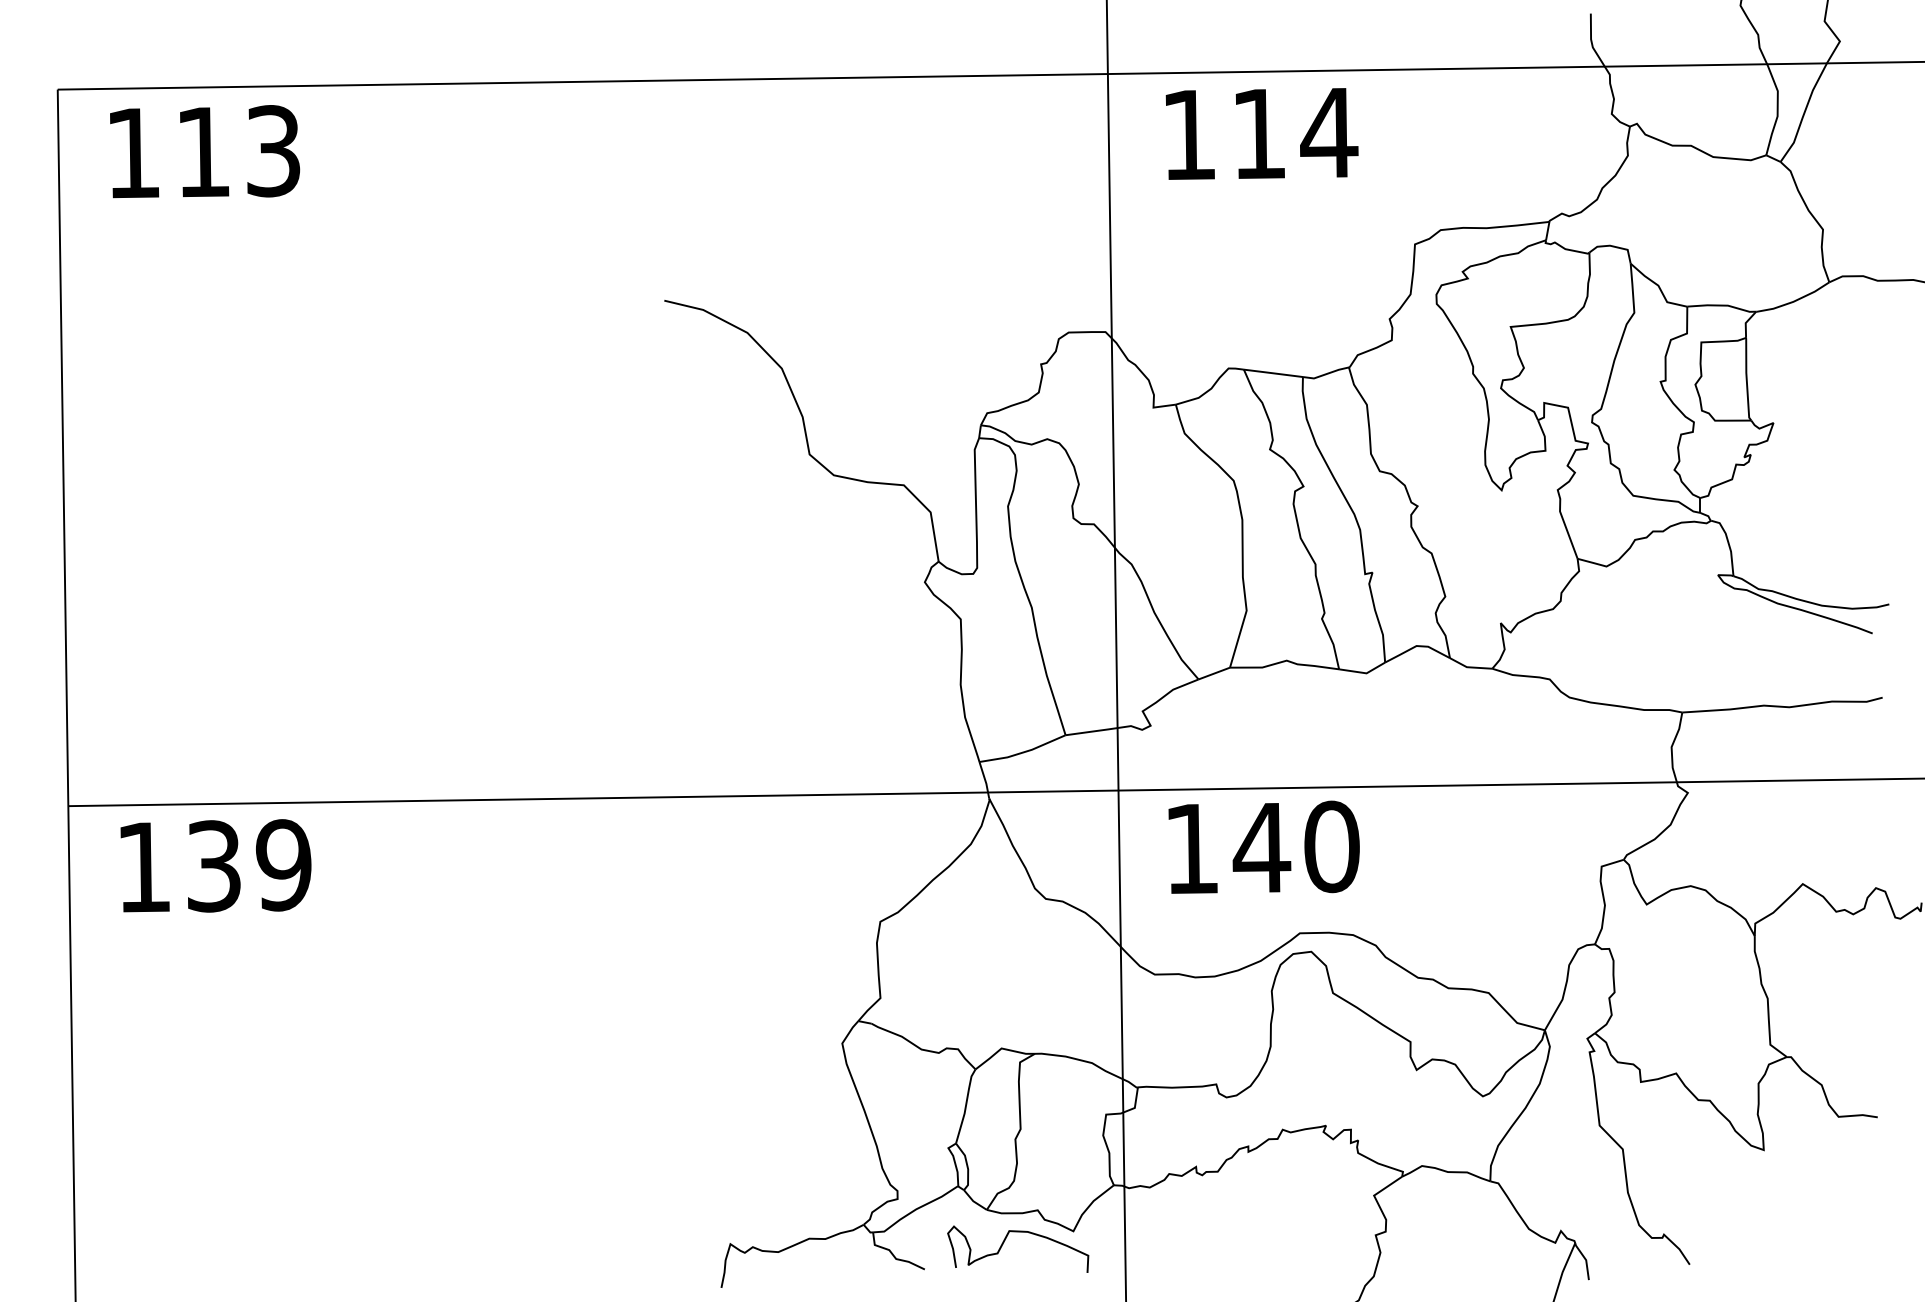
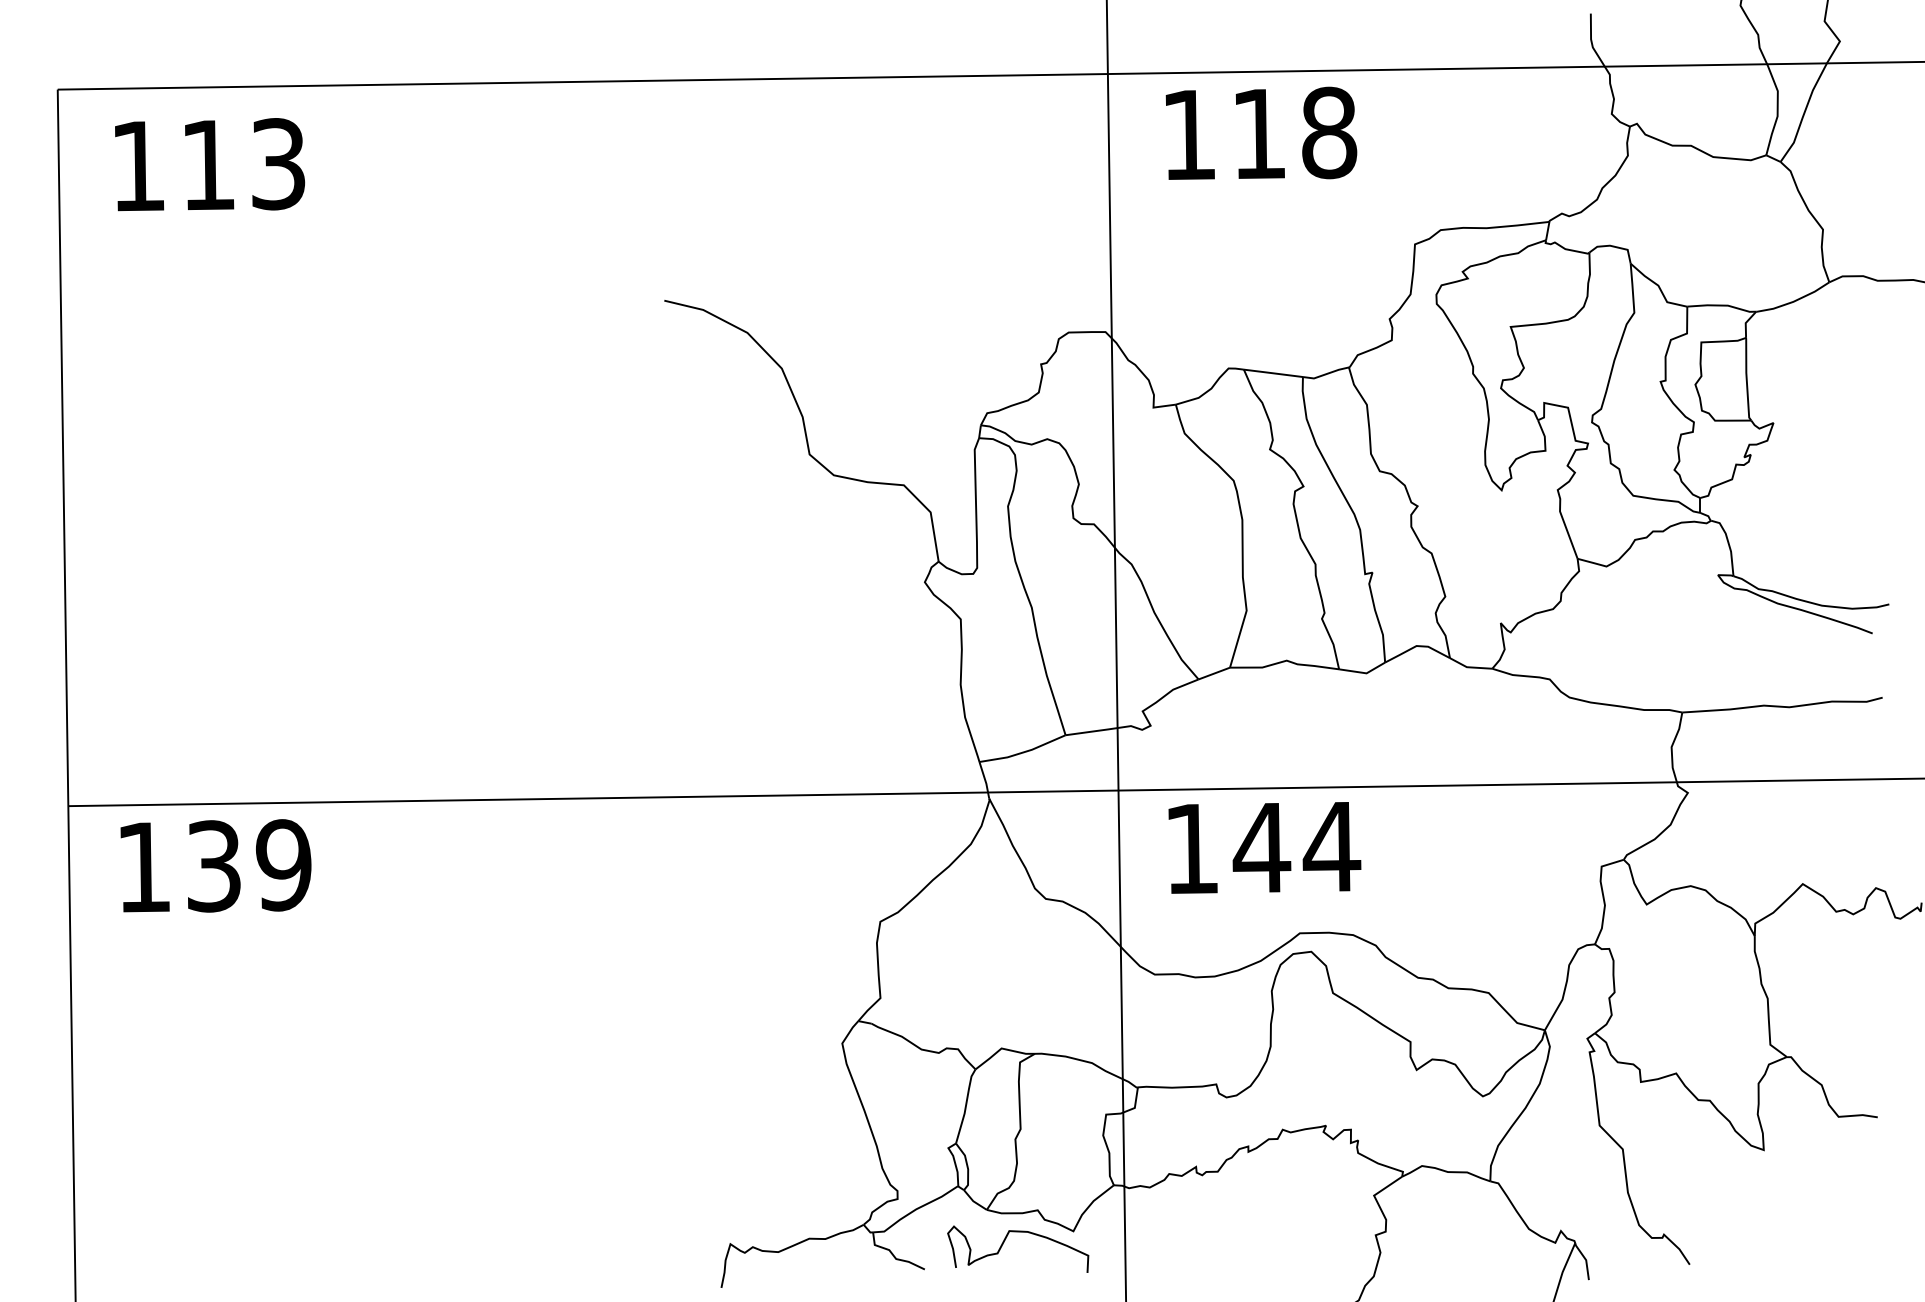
text: 114 -> 118 (1329, 132)
text position: (205, 151) -> (210, 164) (210, 164)
text: 140 -> 144 (1331, 846)
